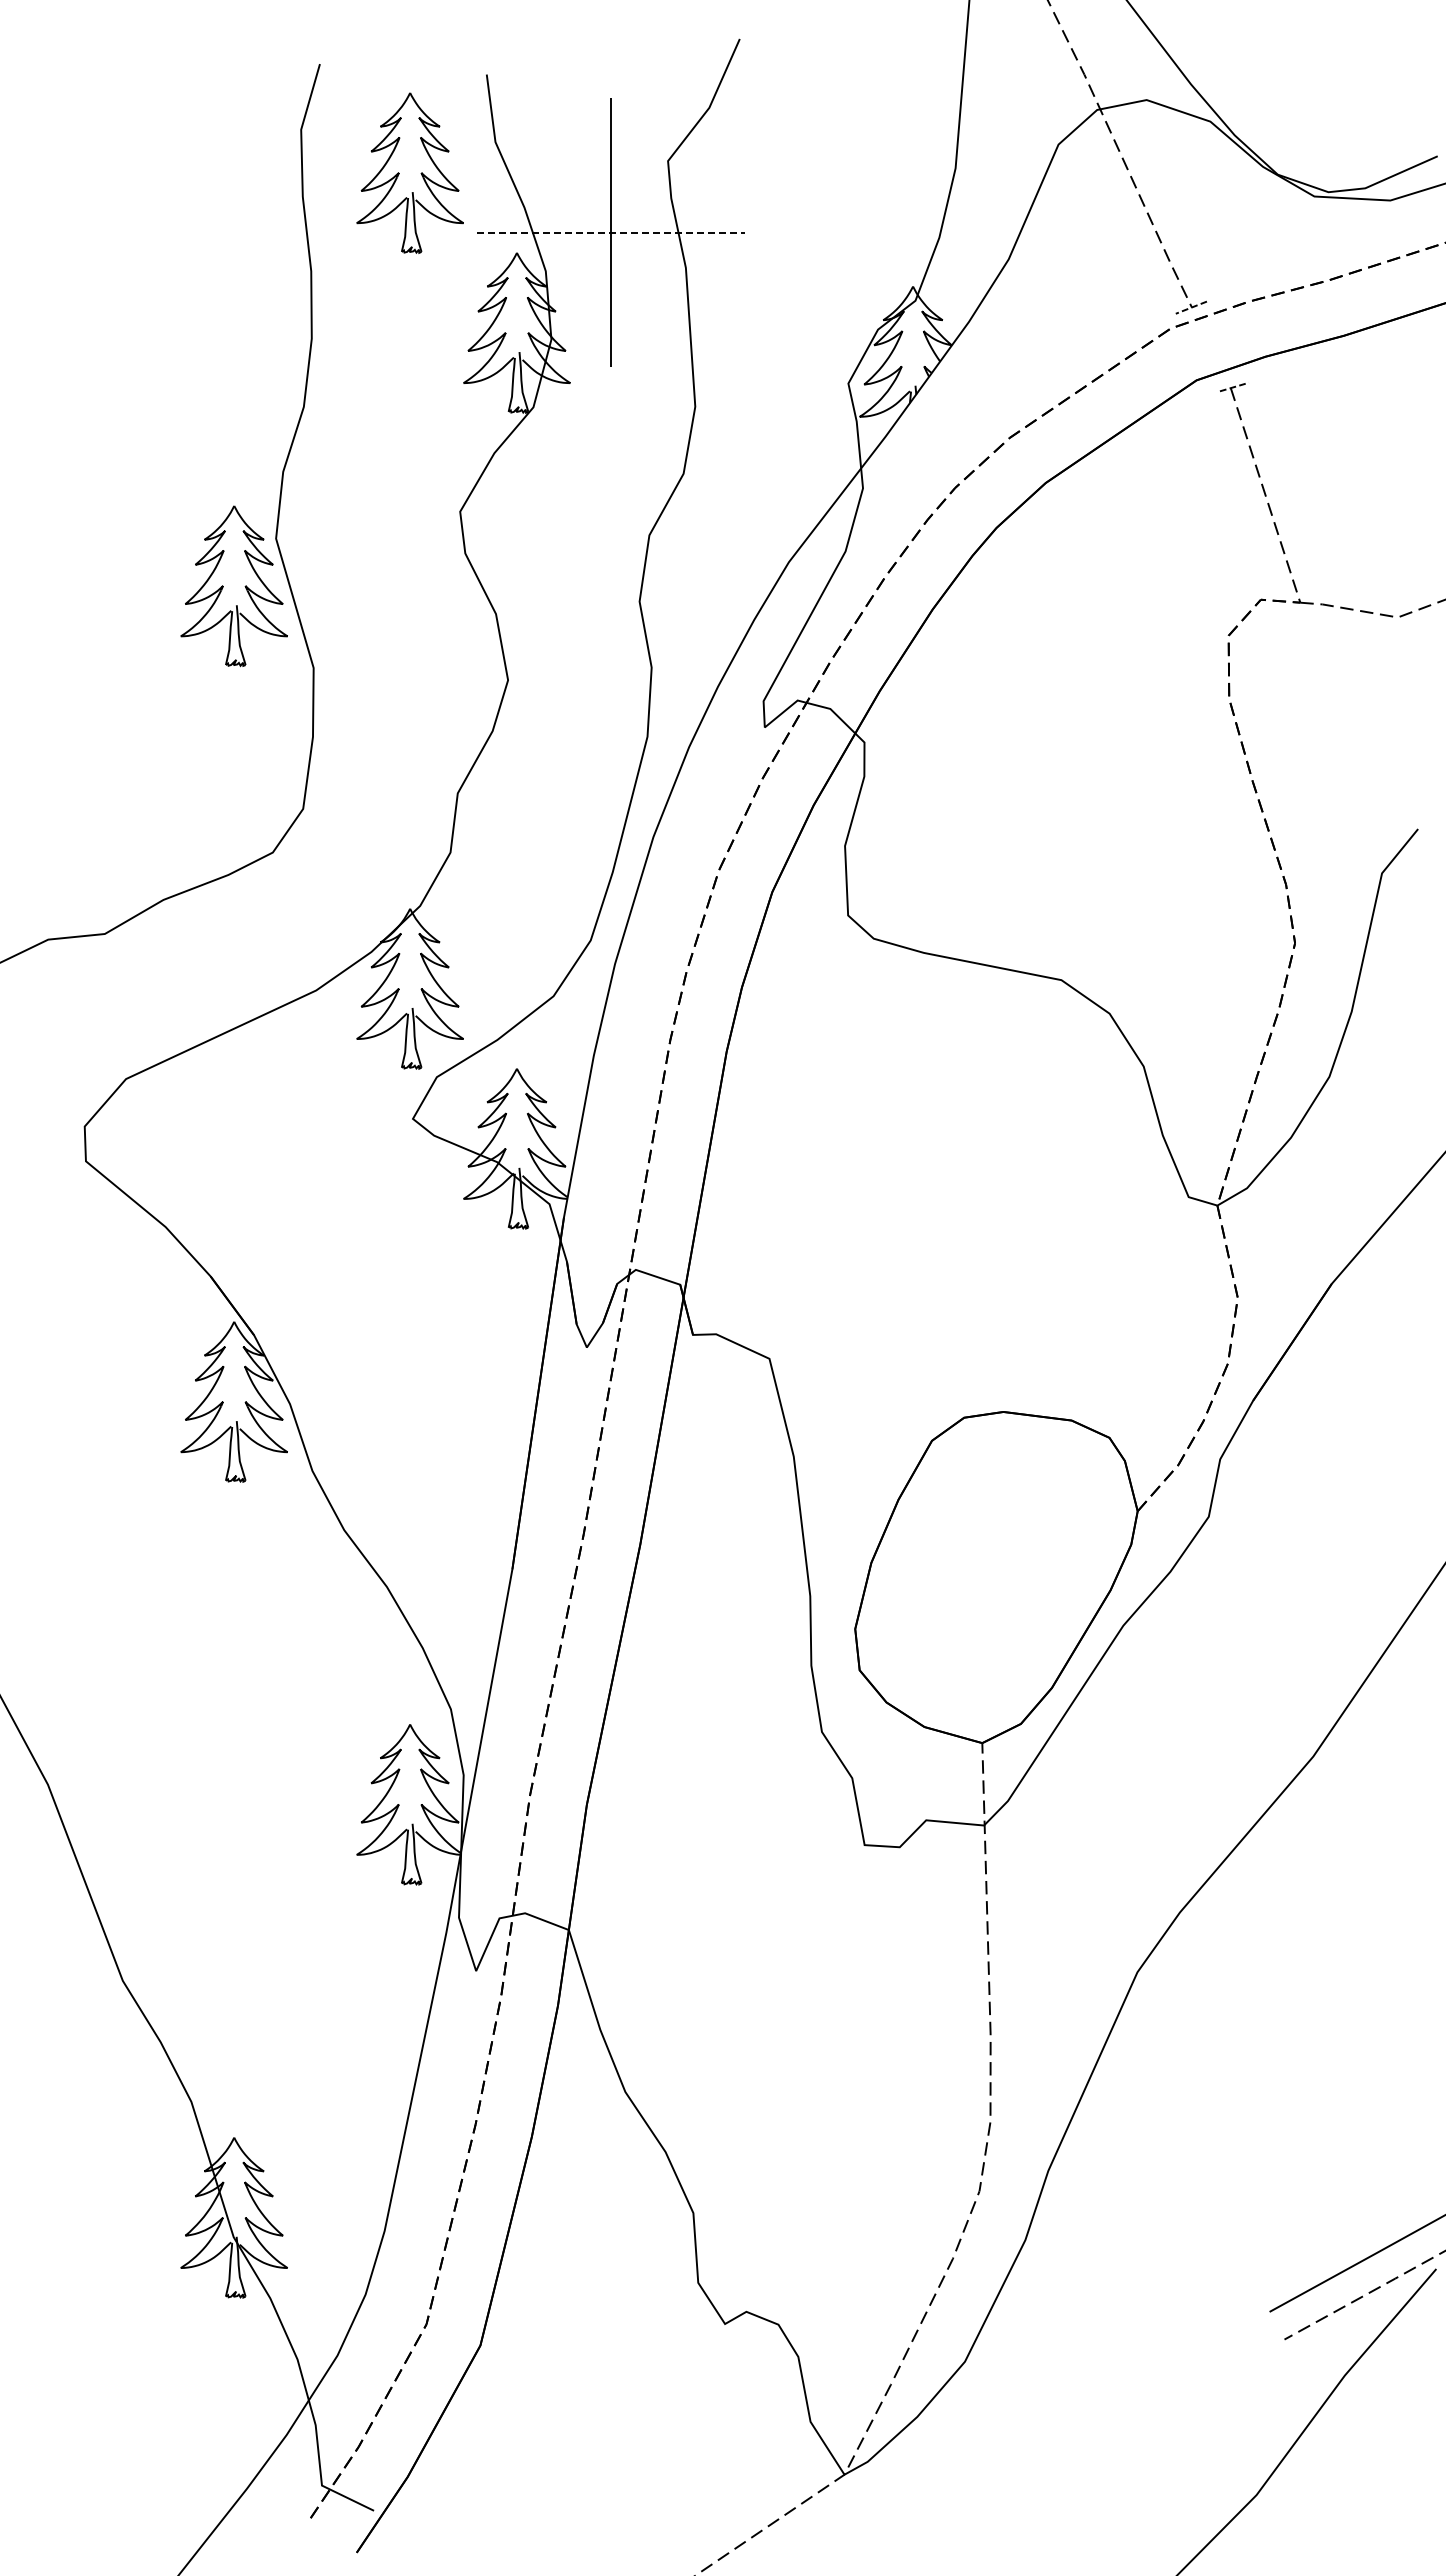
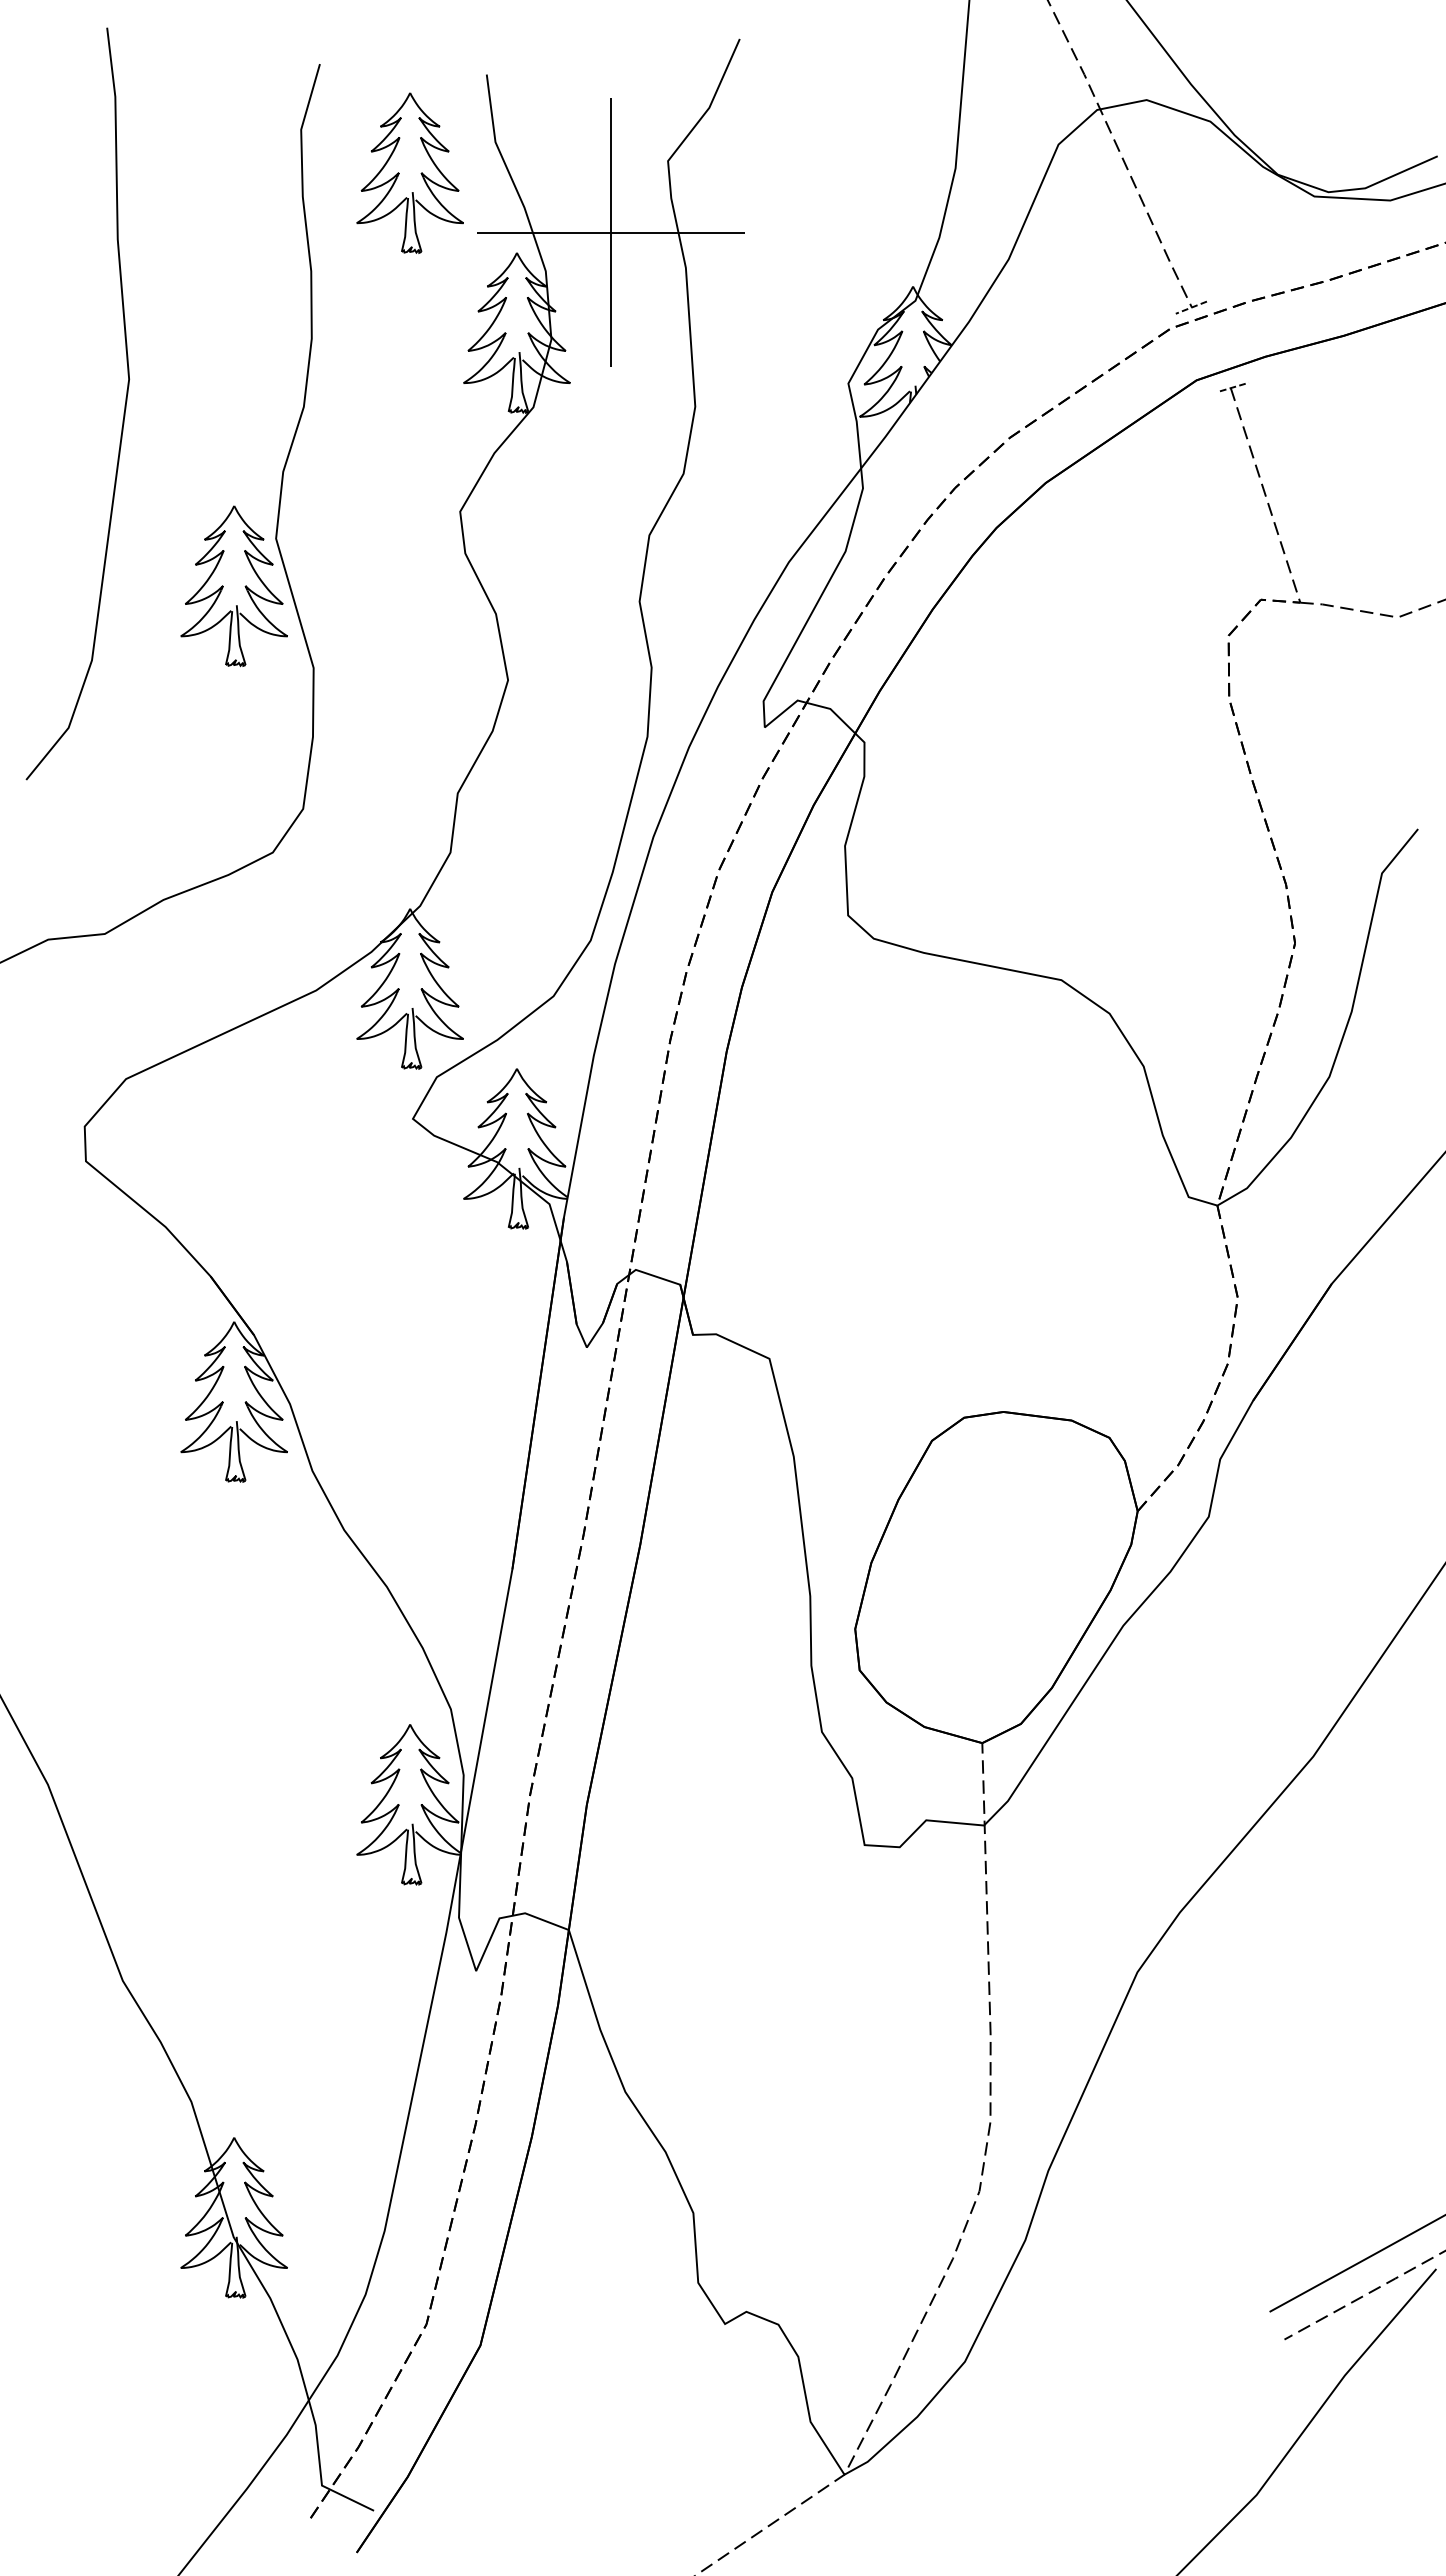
line: dashed -> solid (611, 232)
curve: none -> present (123, 412)
